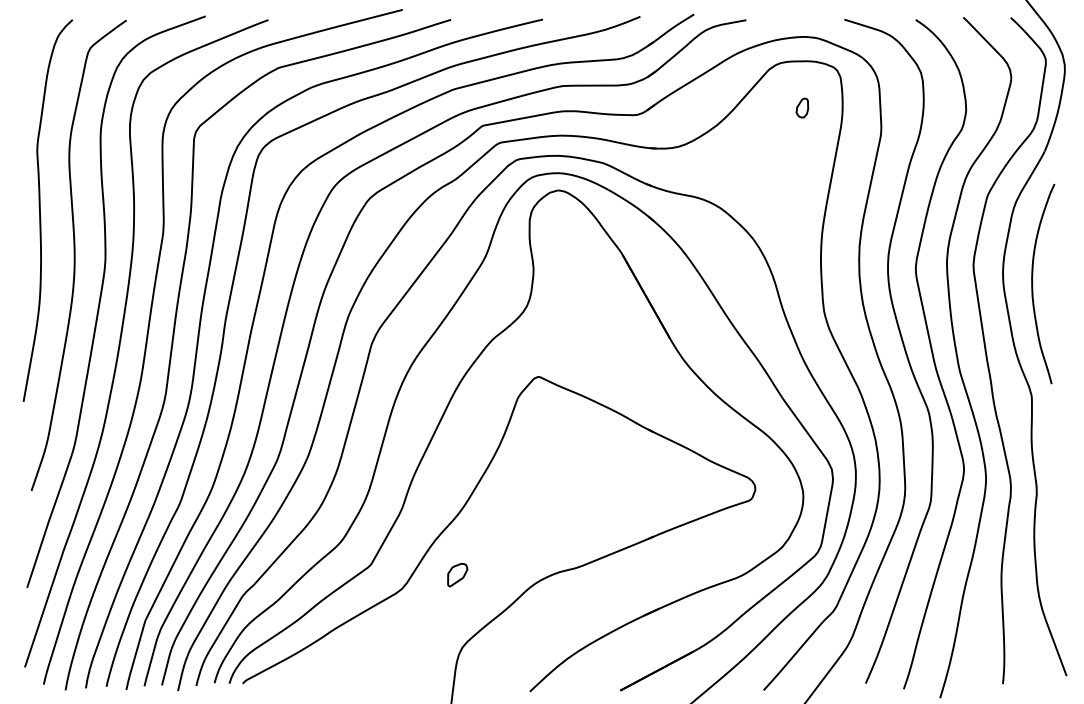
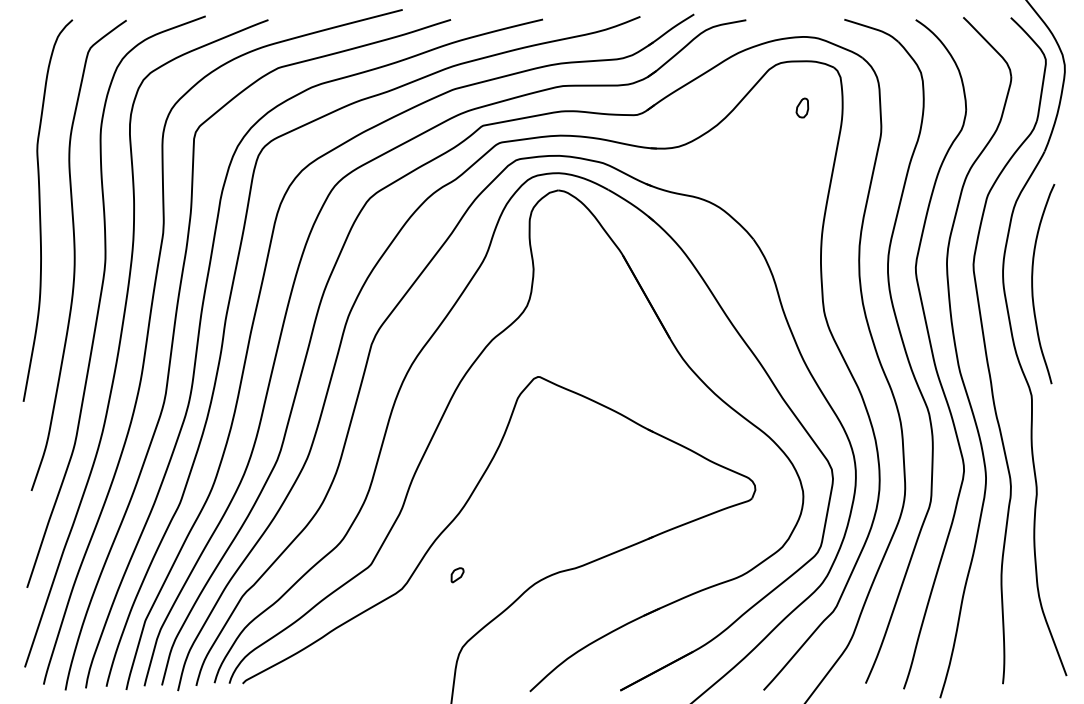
part size: 22x26 px -> 15x17 px (457, 575)
